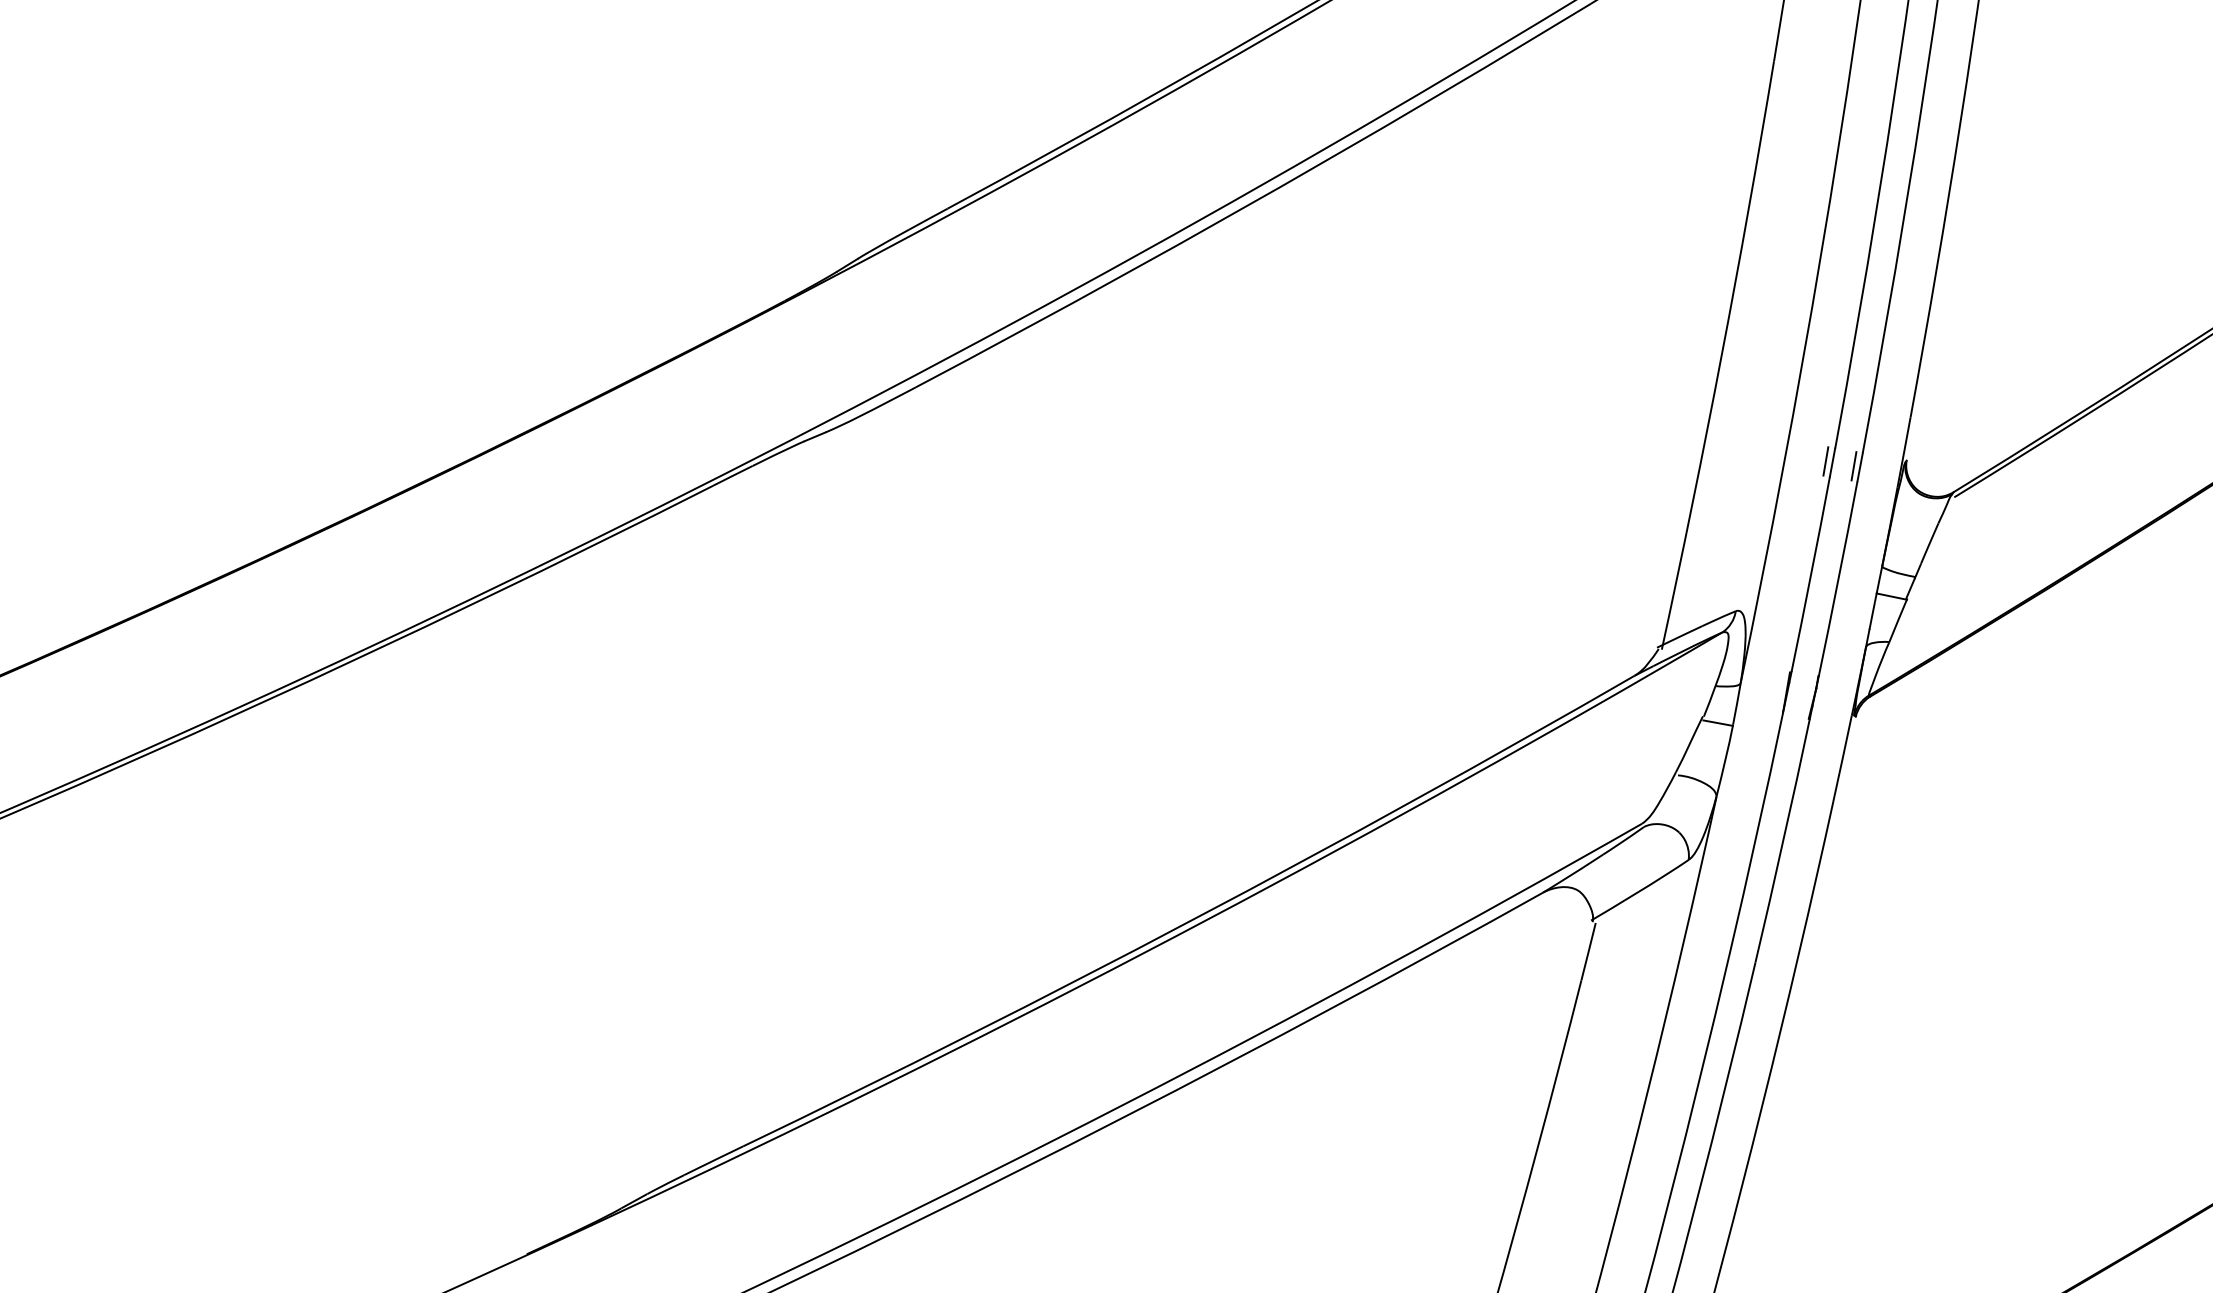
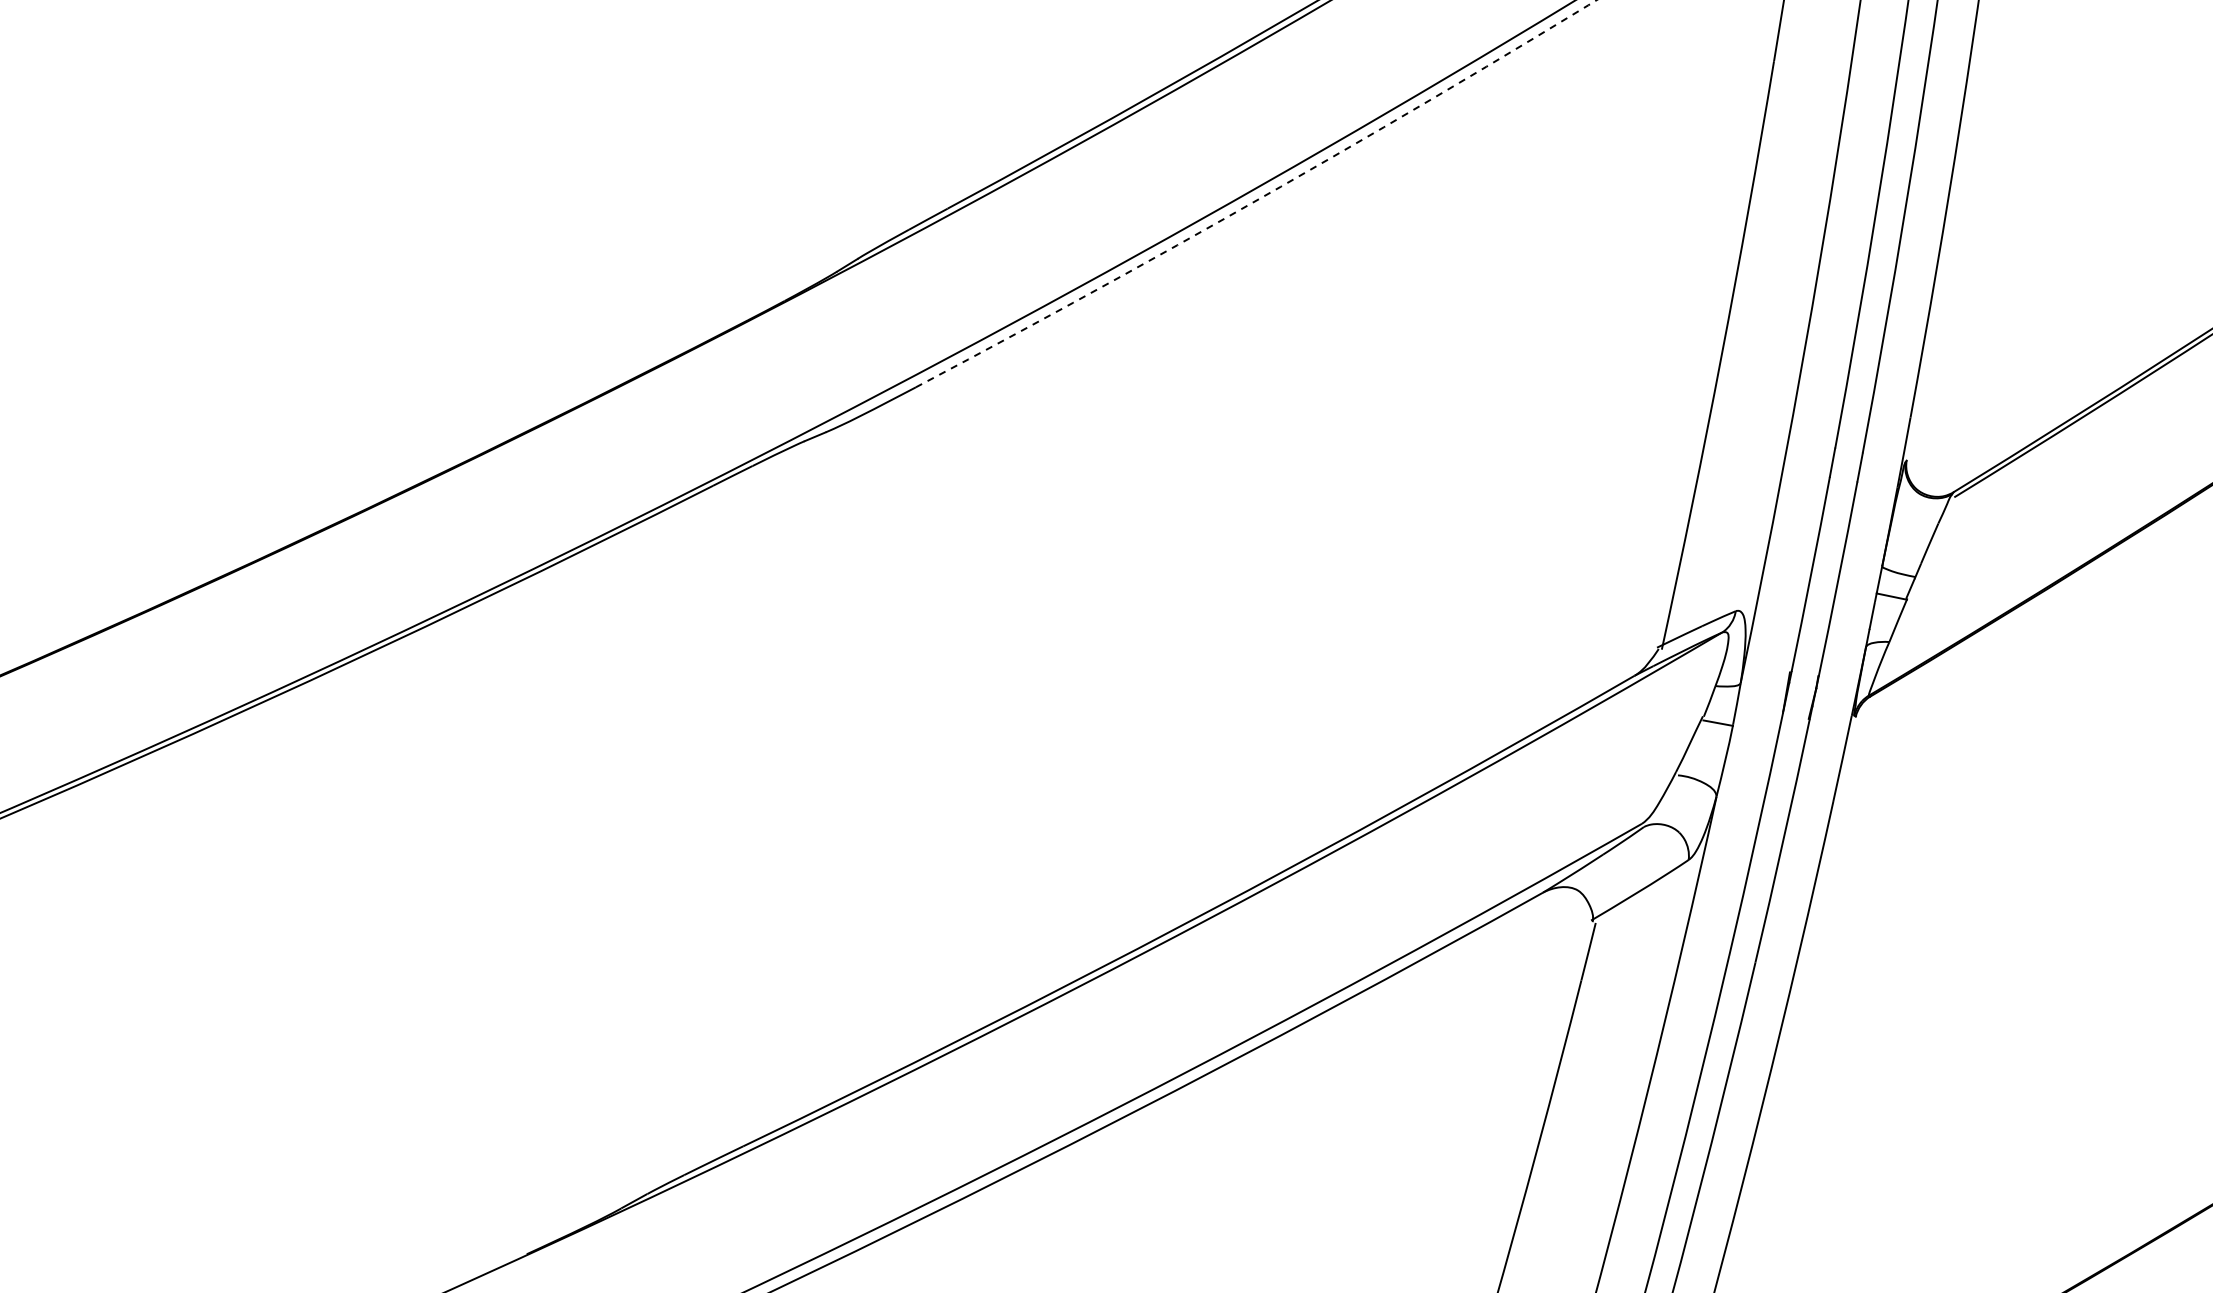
arc: solid -> dashed (1260, 198)
line: present -> none (1825, 461)
line: present -> none (1853, 466)
